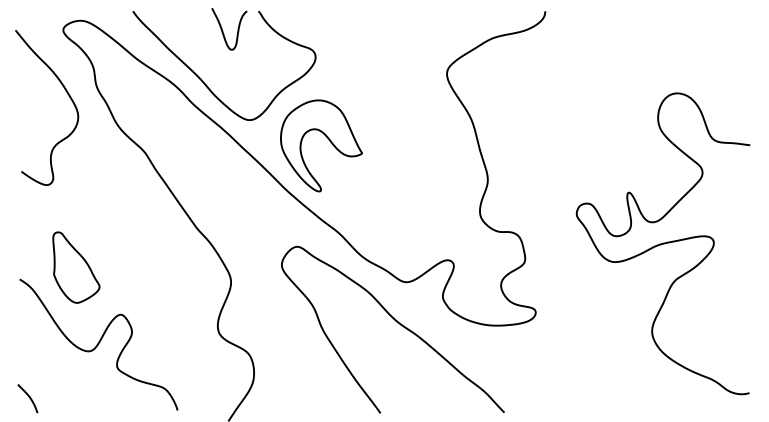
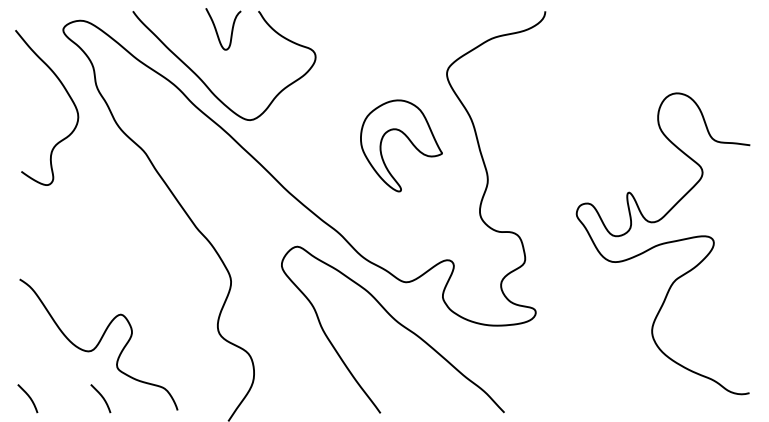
curve position: (223, 31) -> (217, 31) (217, 31)
part position: (328, 140) -> (408, 140) (408, 140)
part: present -> none (76, 267)
curve: none -> present (101, 397)
